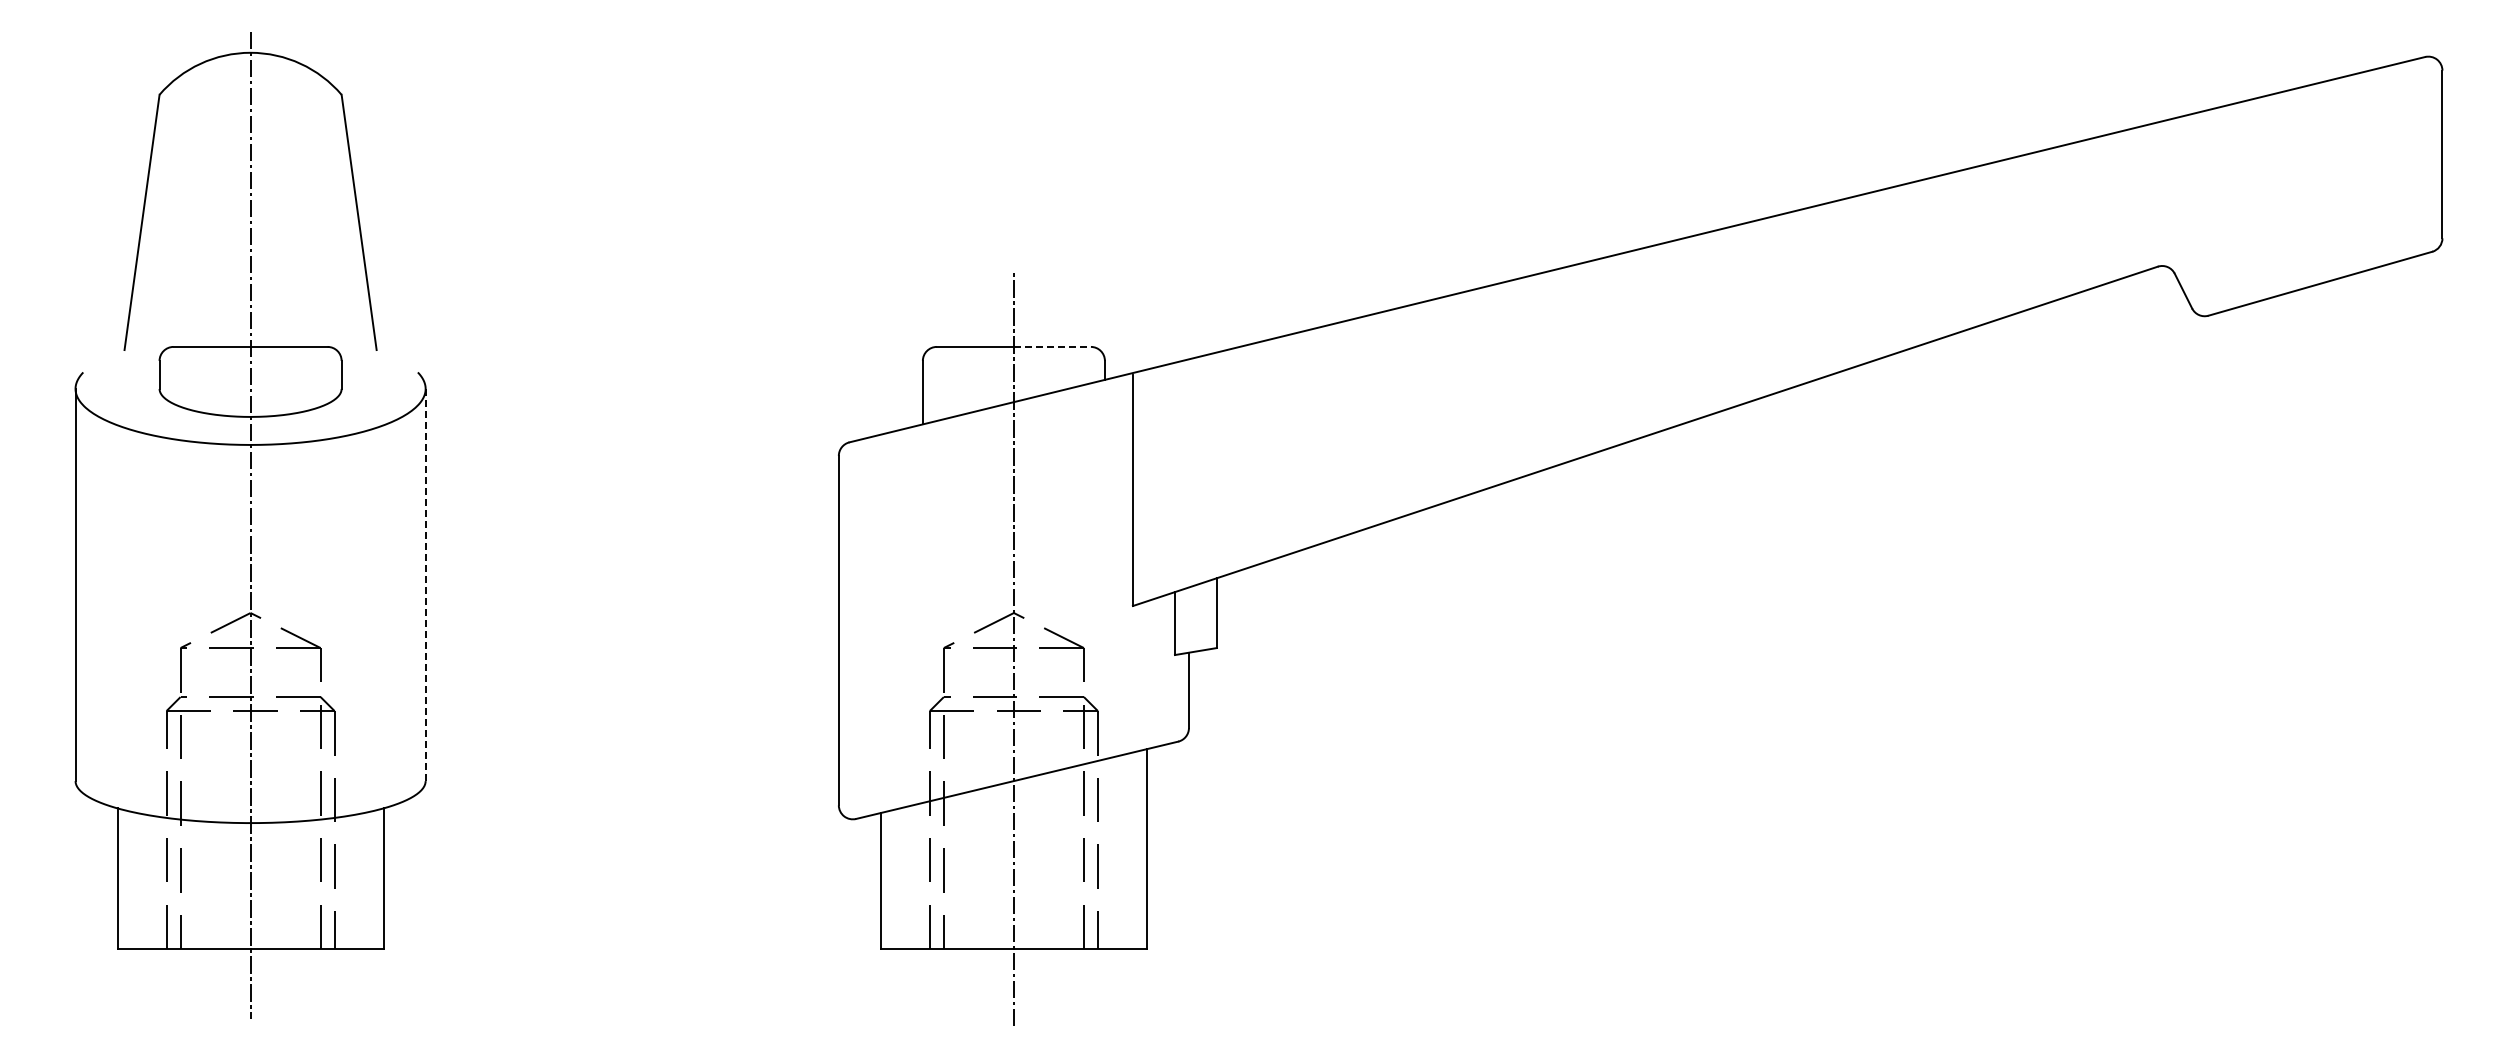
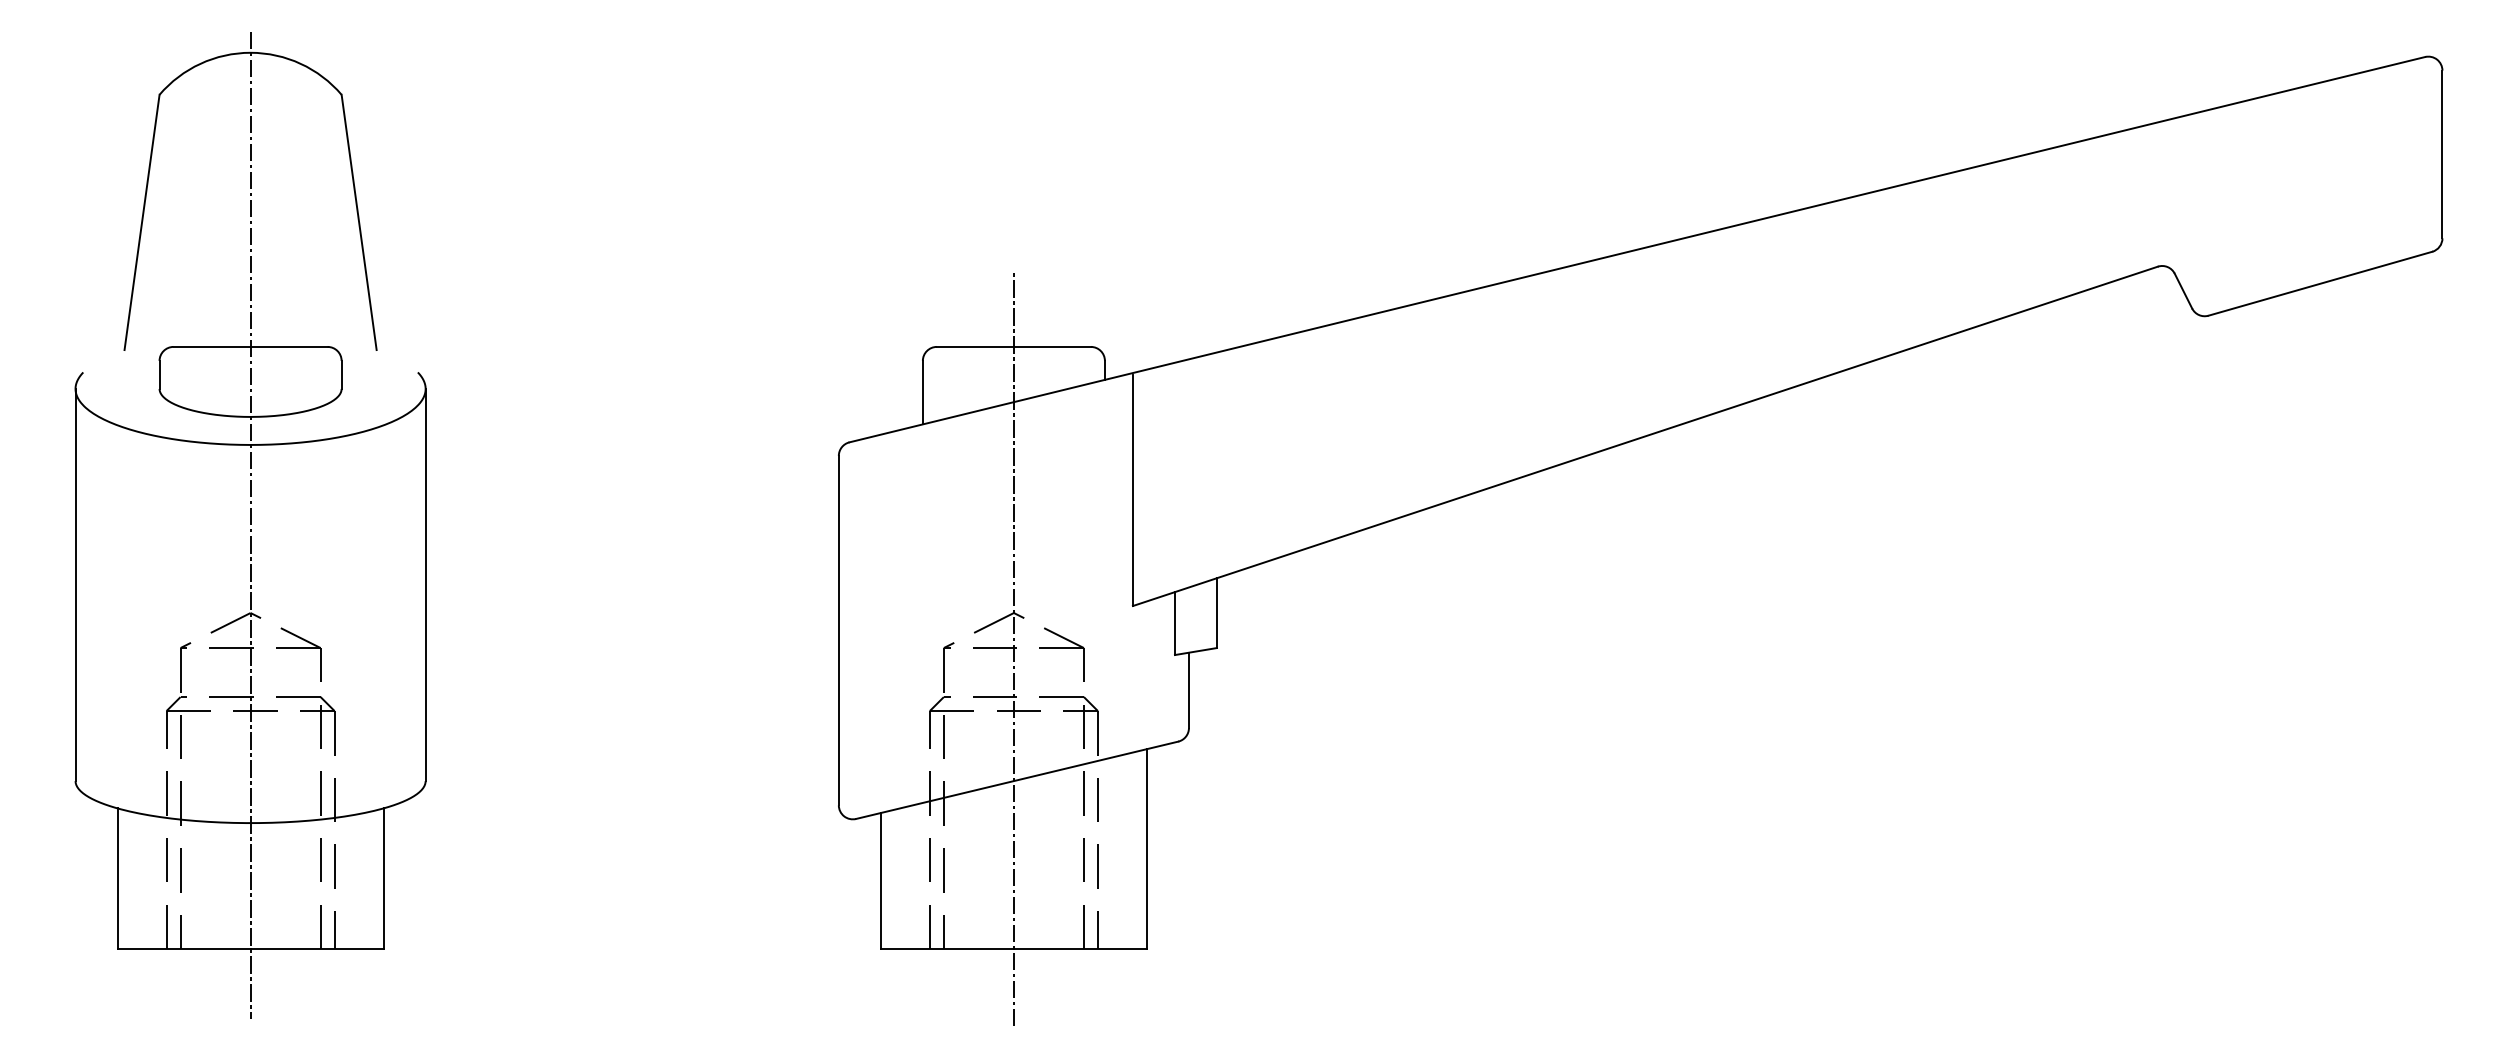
line: dashed -> solid (1052, 346)
line: dashed -> solid (425, 584)
